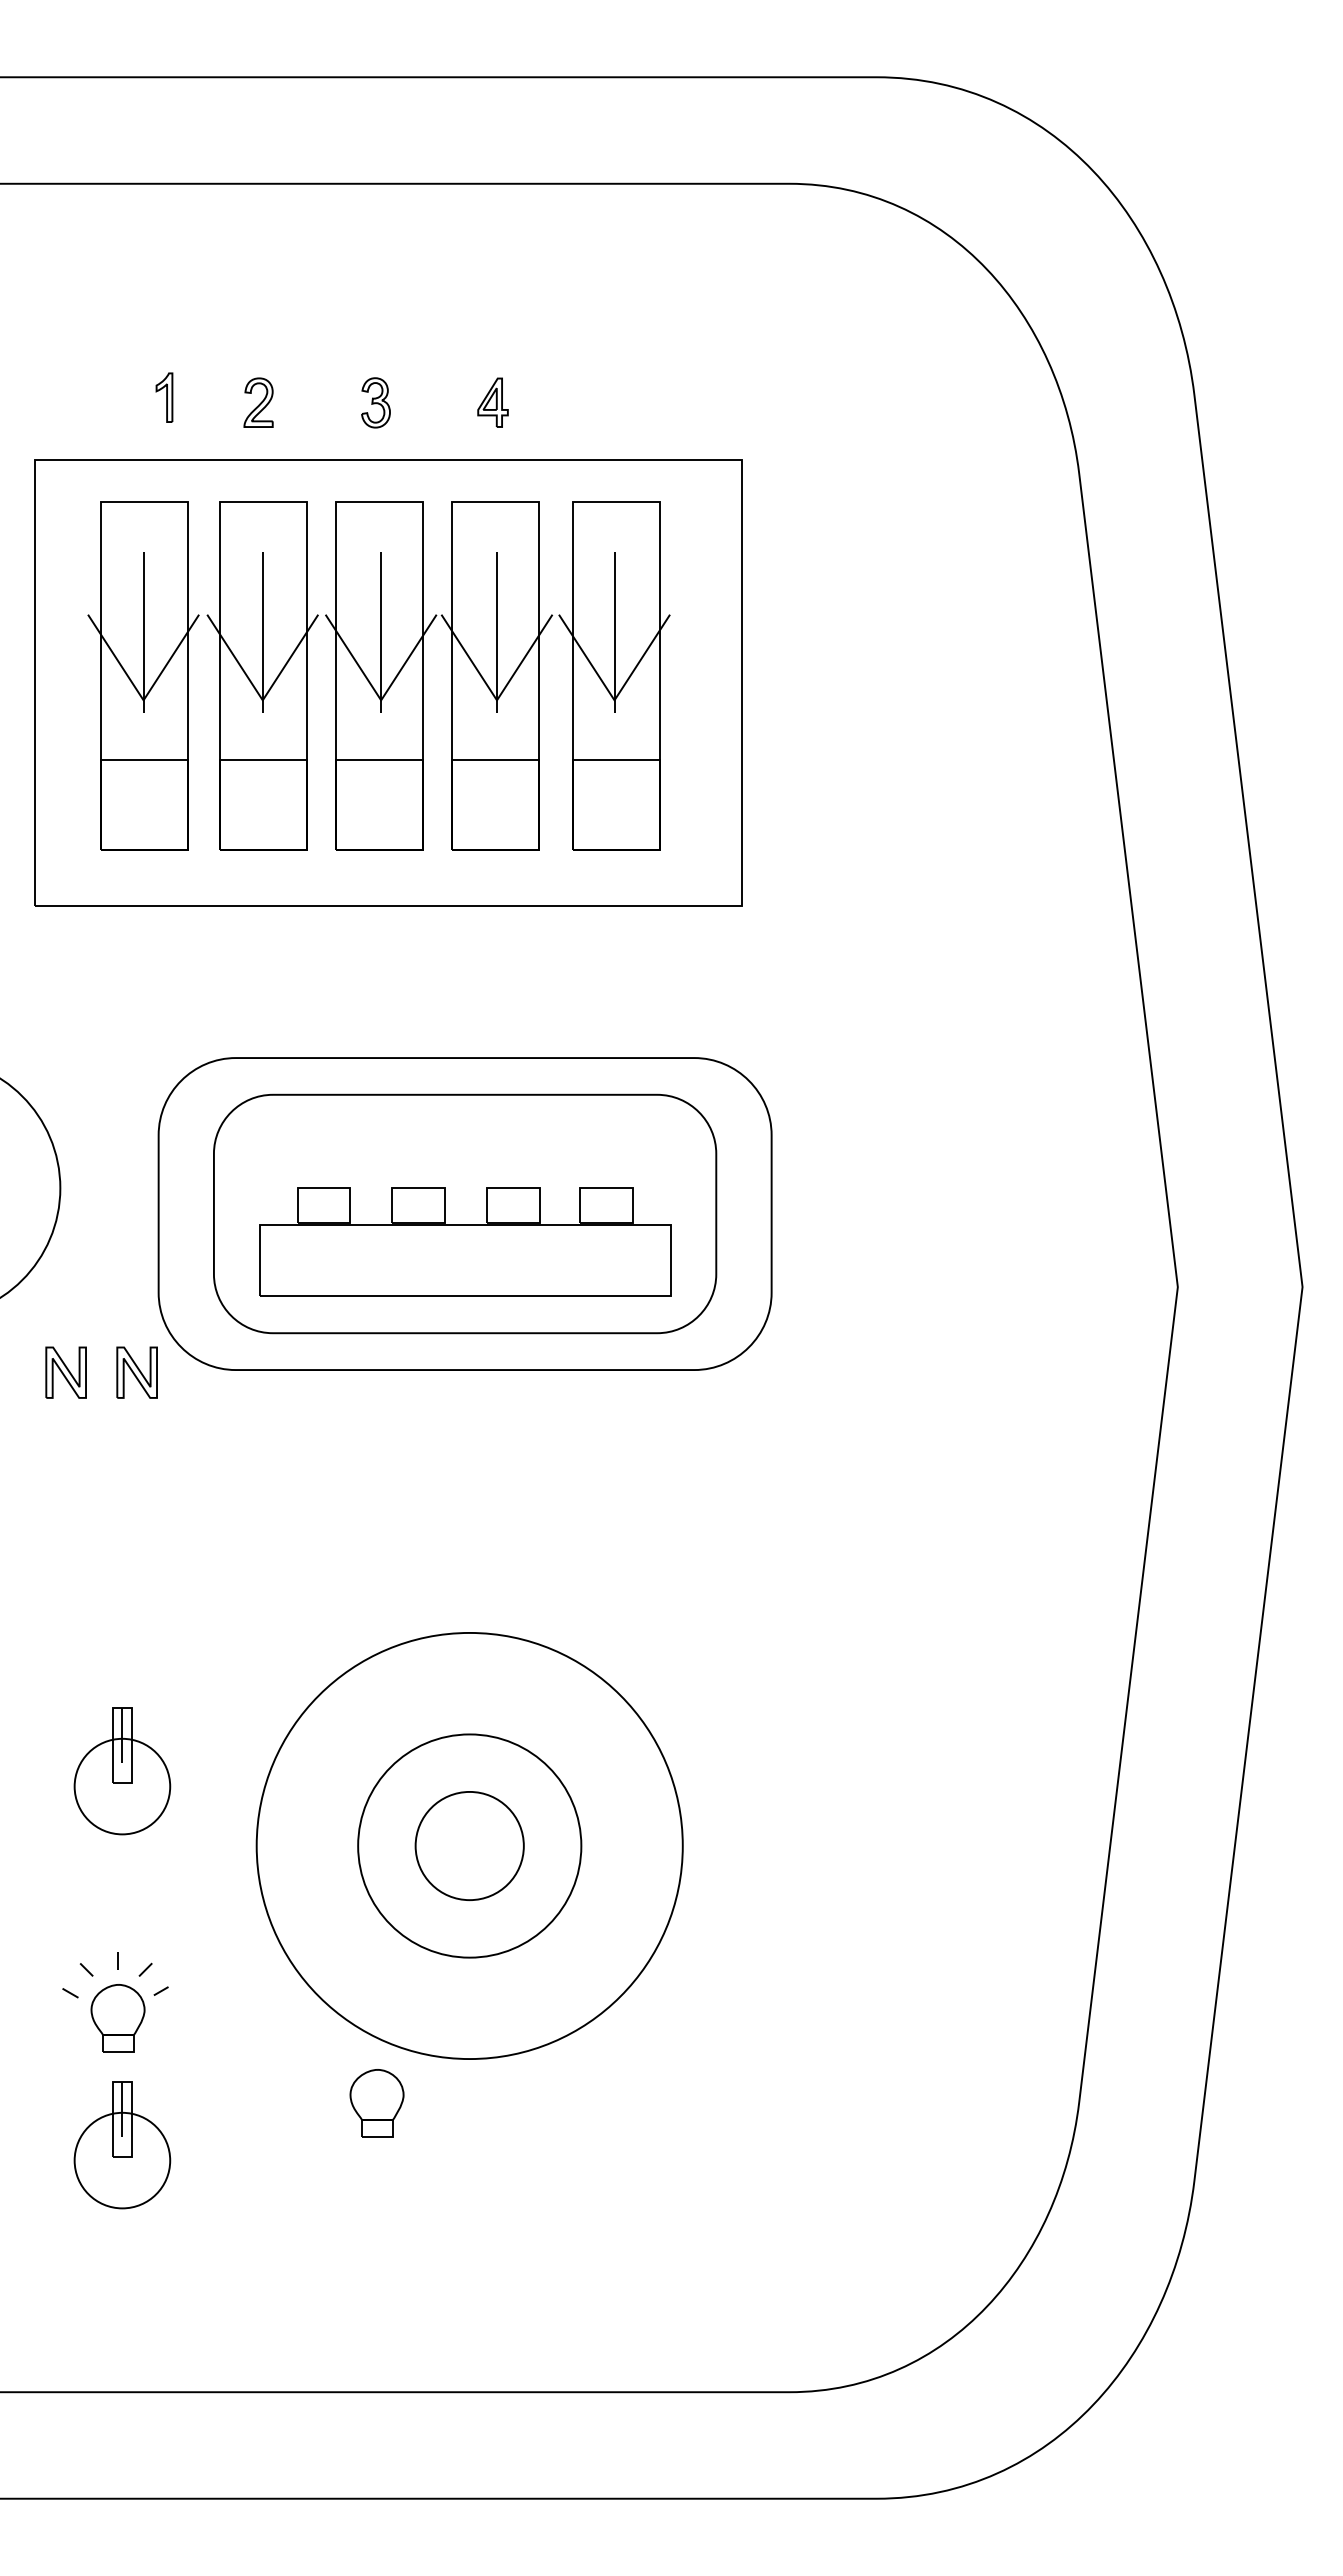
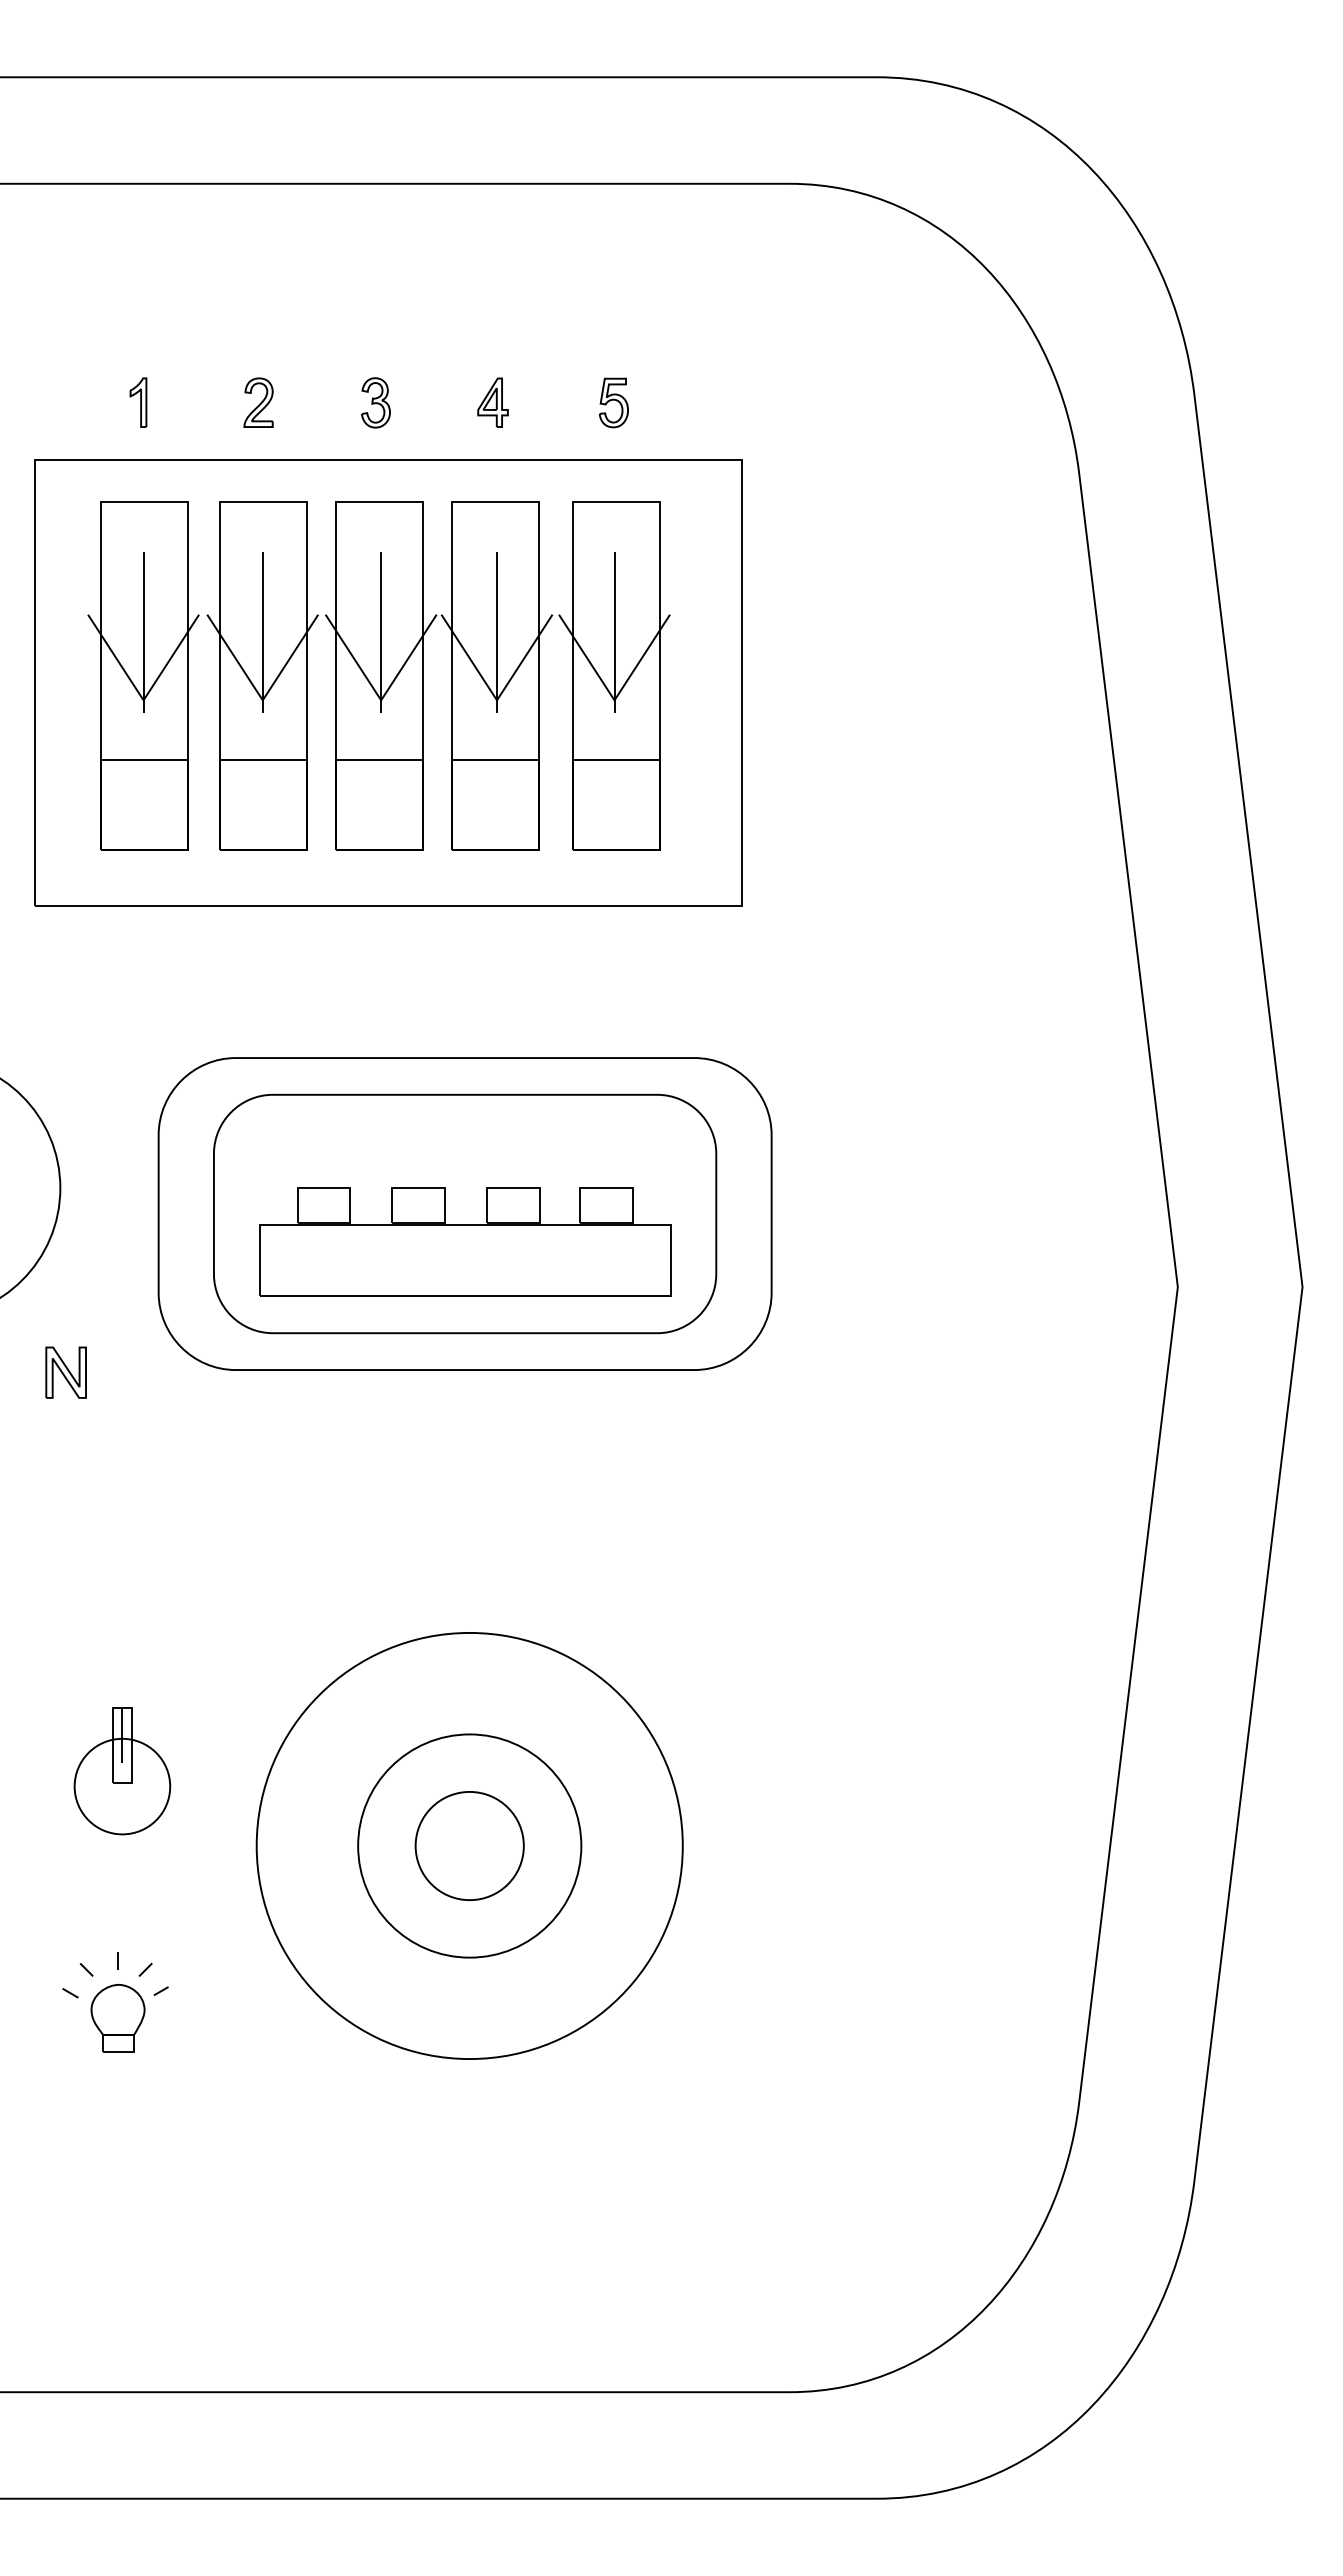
part position: (164, 397) -> (138, 402) (138, 402)
part: none -> present (613, 402)
part: present -> none (136, 1372)
part: present -> none (376, 2103)
part: present -> none (122, 2145)
